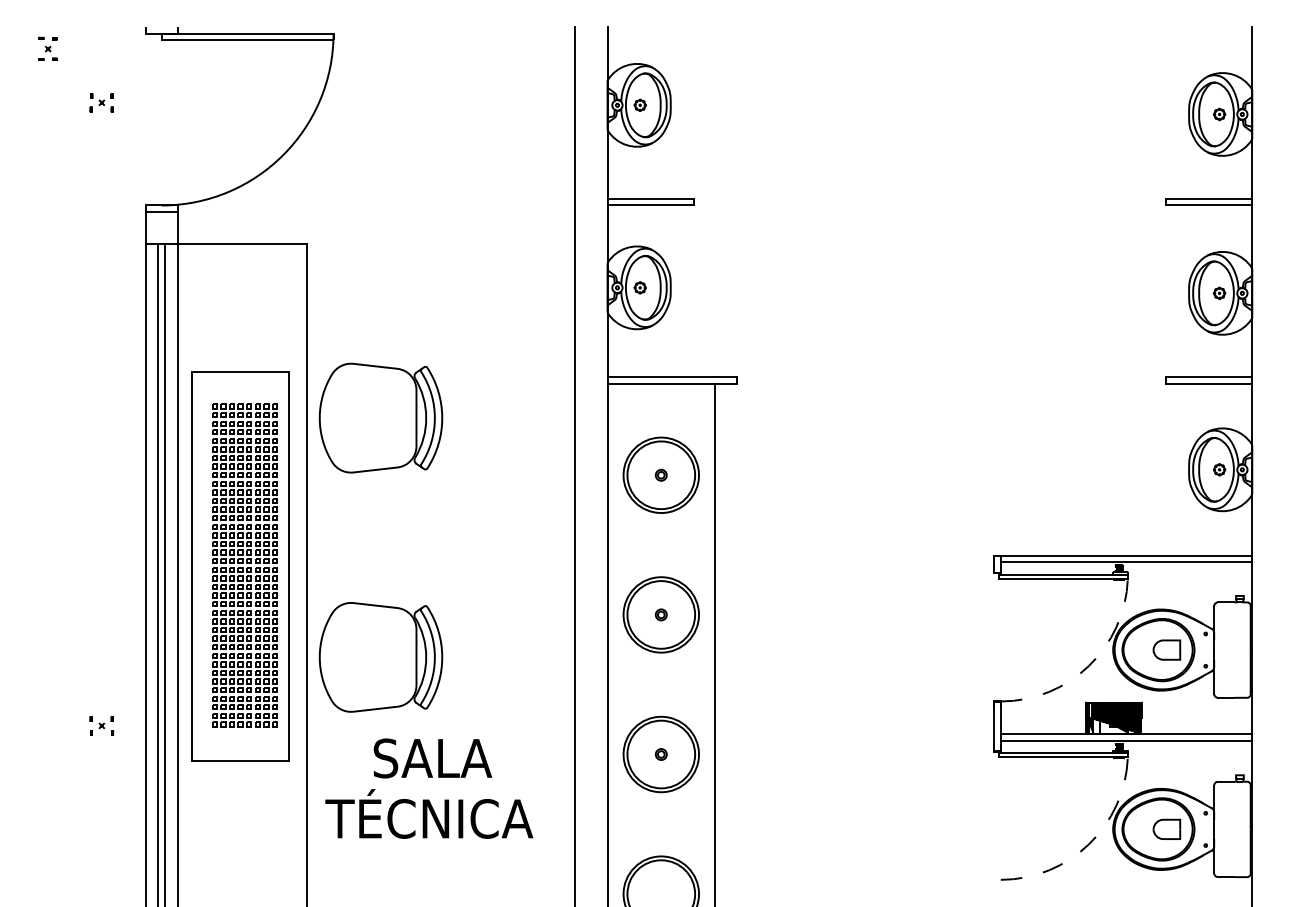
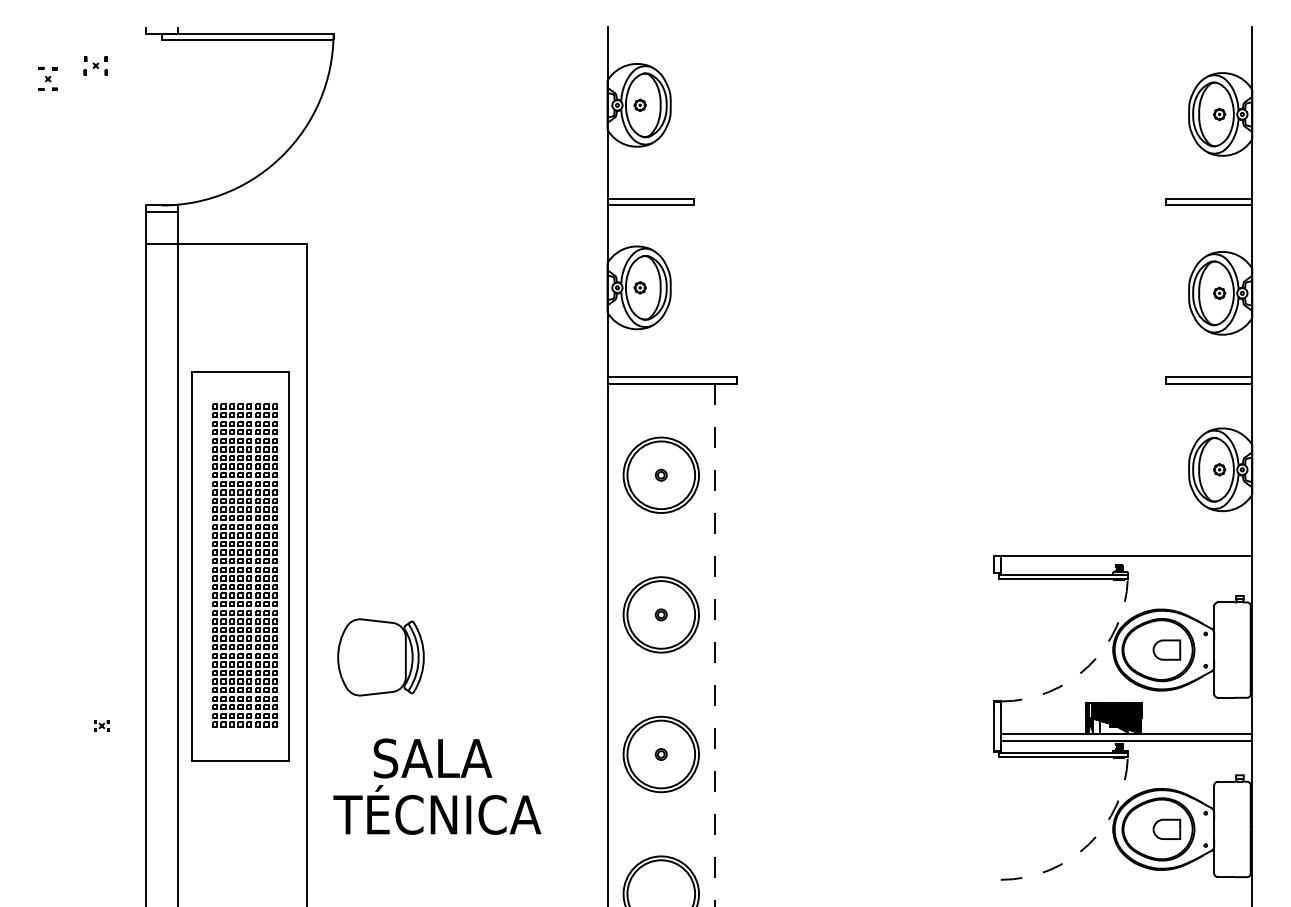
part position: (47, 48) -> (47, 78) (47, 78)
part position: (101, 102) -> (95, 65) (95, 65)
part: present -> none (380, 417)
line: present -> none (575, 465)
line: present -> none (1126, 562)
line: present -> none (158, 573)
line: present -> none (164, 573)
line: solid -> dashed (715, 645)
part size: 126x111 px -> 88x79 px (380, 657)
part size: 26x20 px -> 16x12 px (101, 725)
text position: (429, 813) -> (437, 809) (437, 809)
